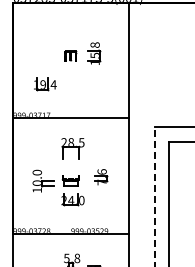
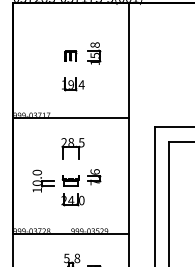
part position: (45, 84) -> (73, 84) (73, 84)
part position: (101, 177) -> (94, 177) (94, 177)
line: dashed -> solid (154, 196)
